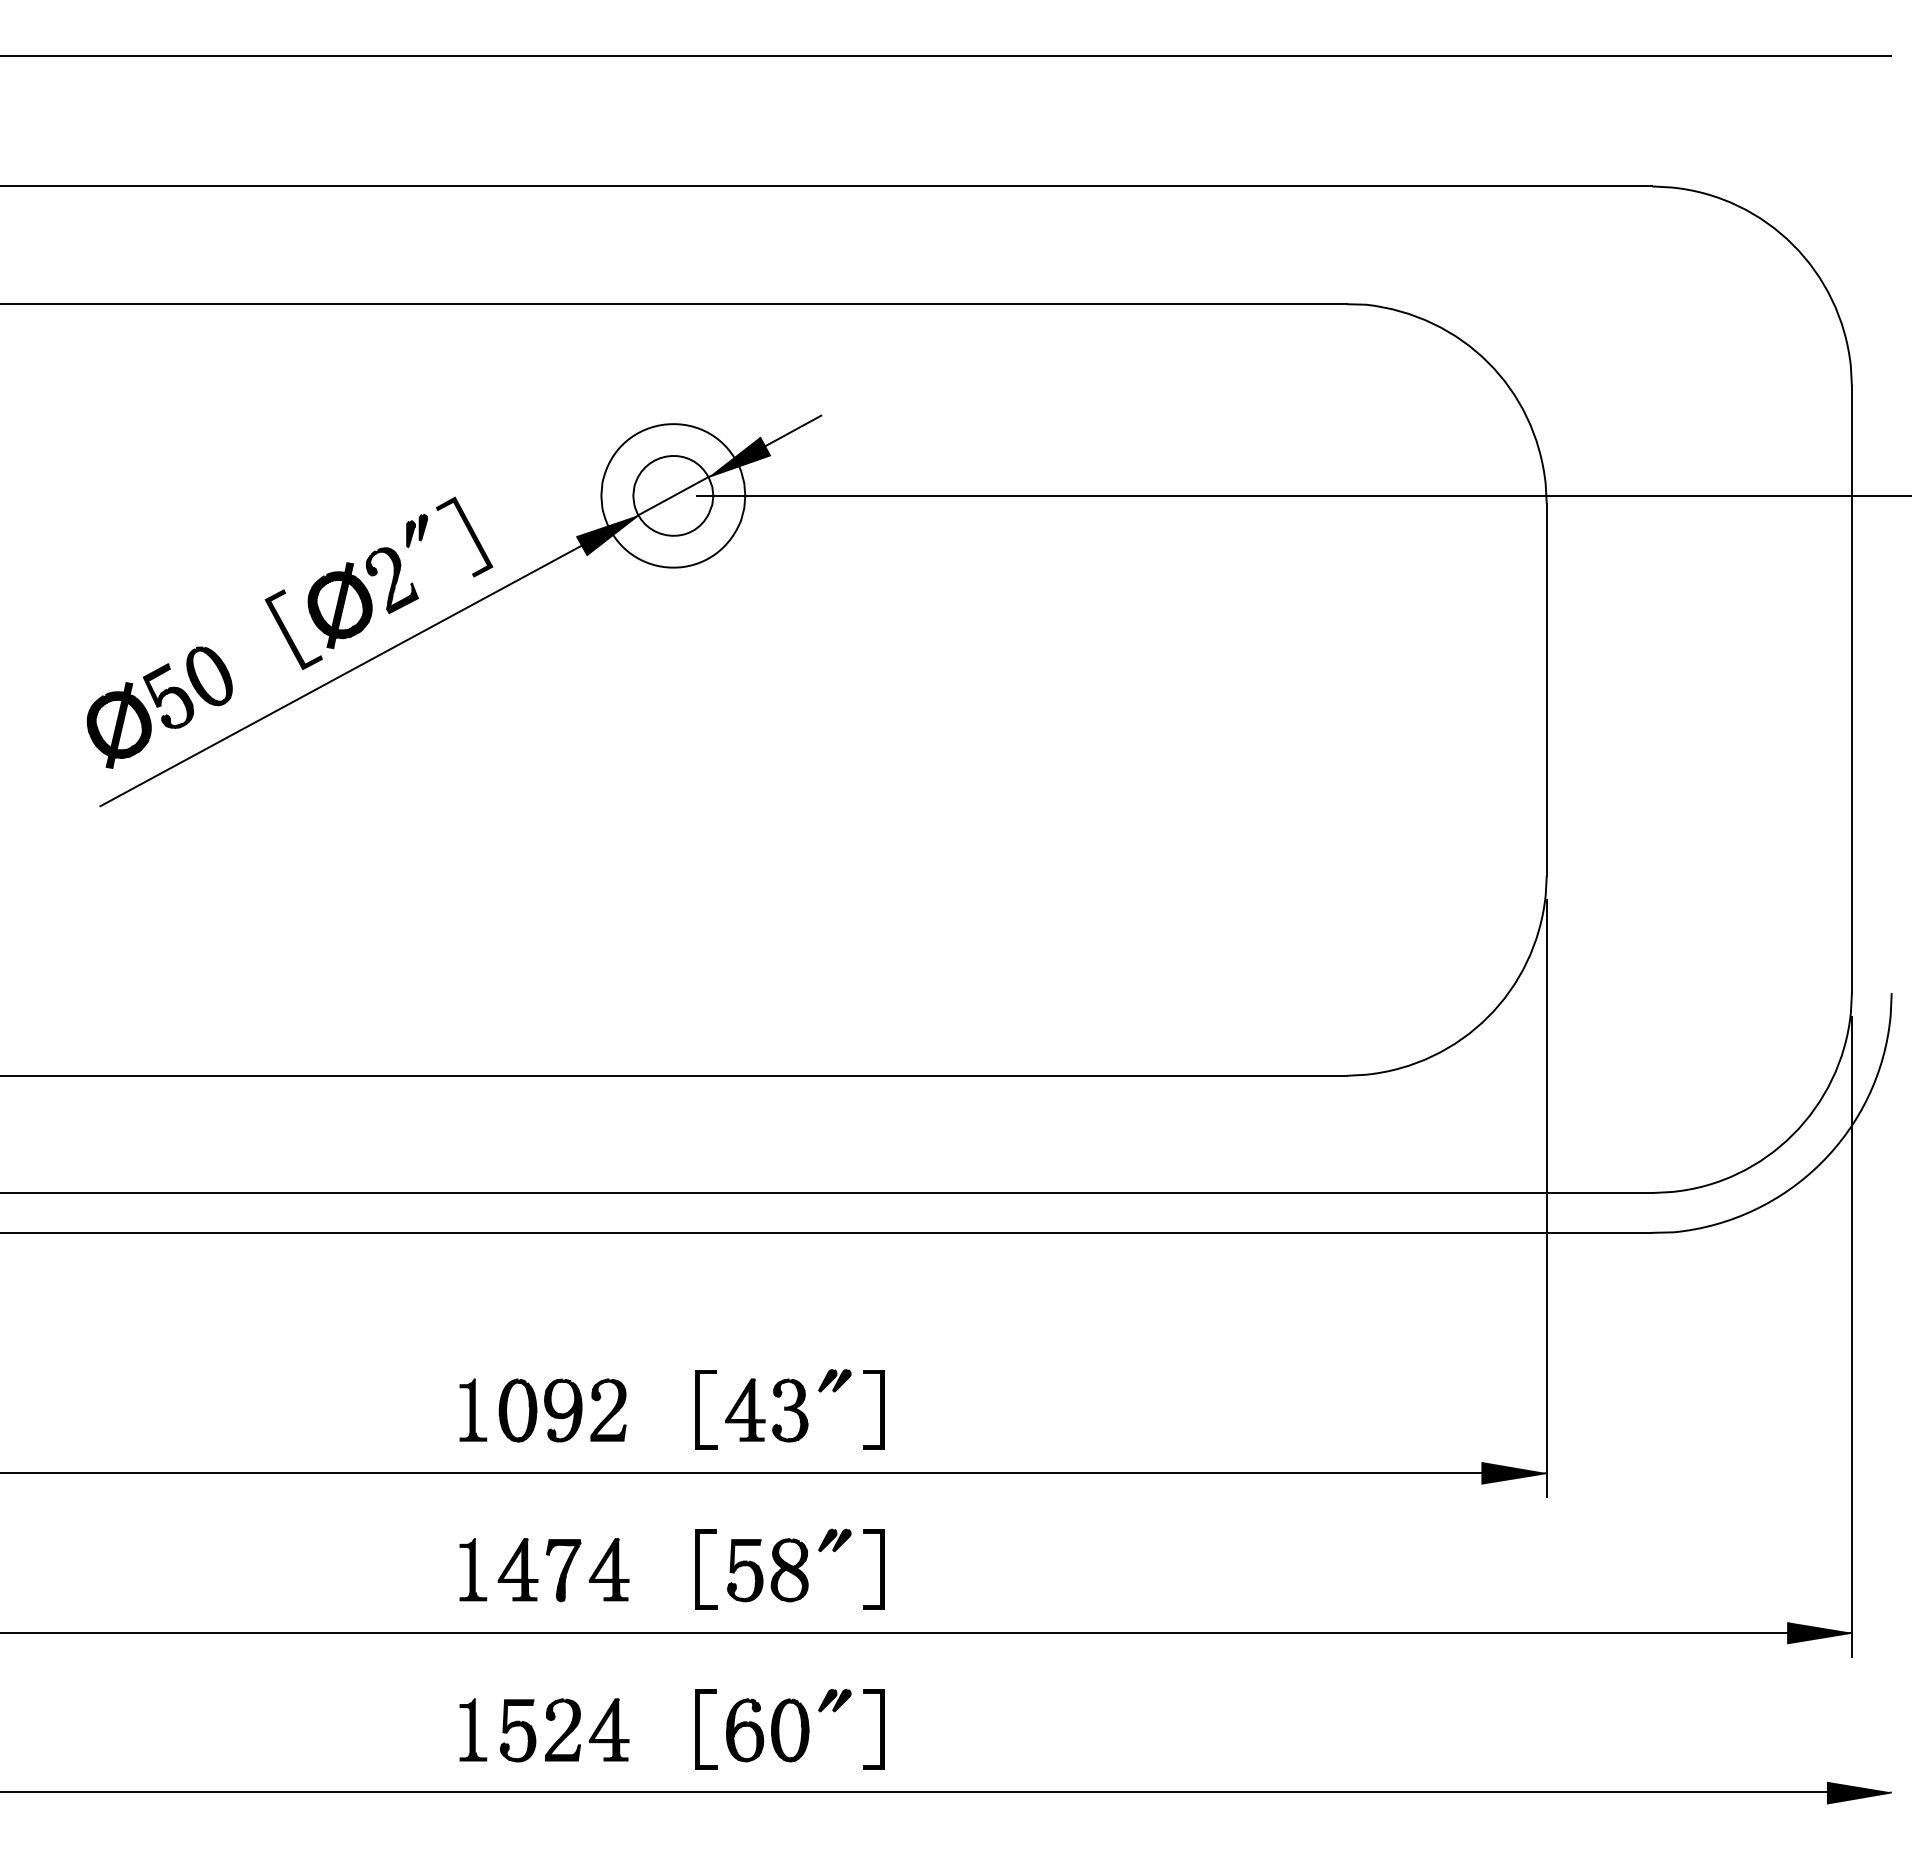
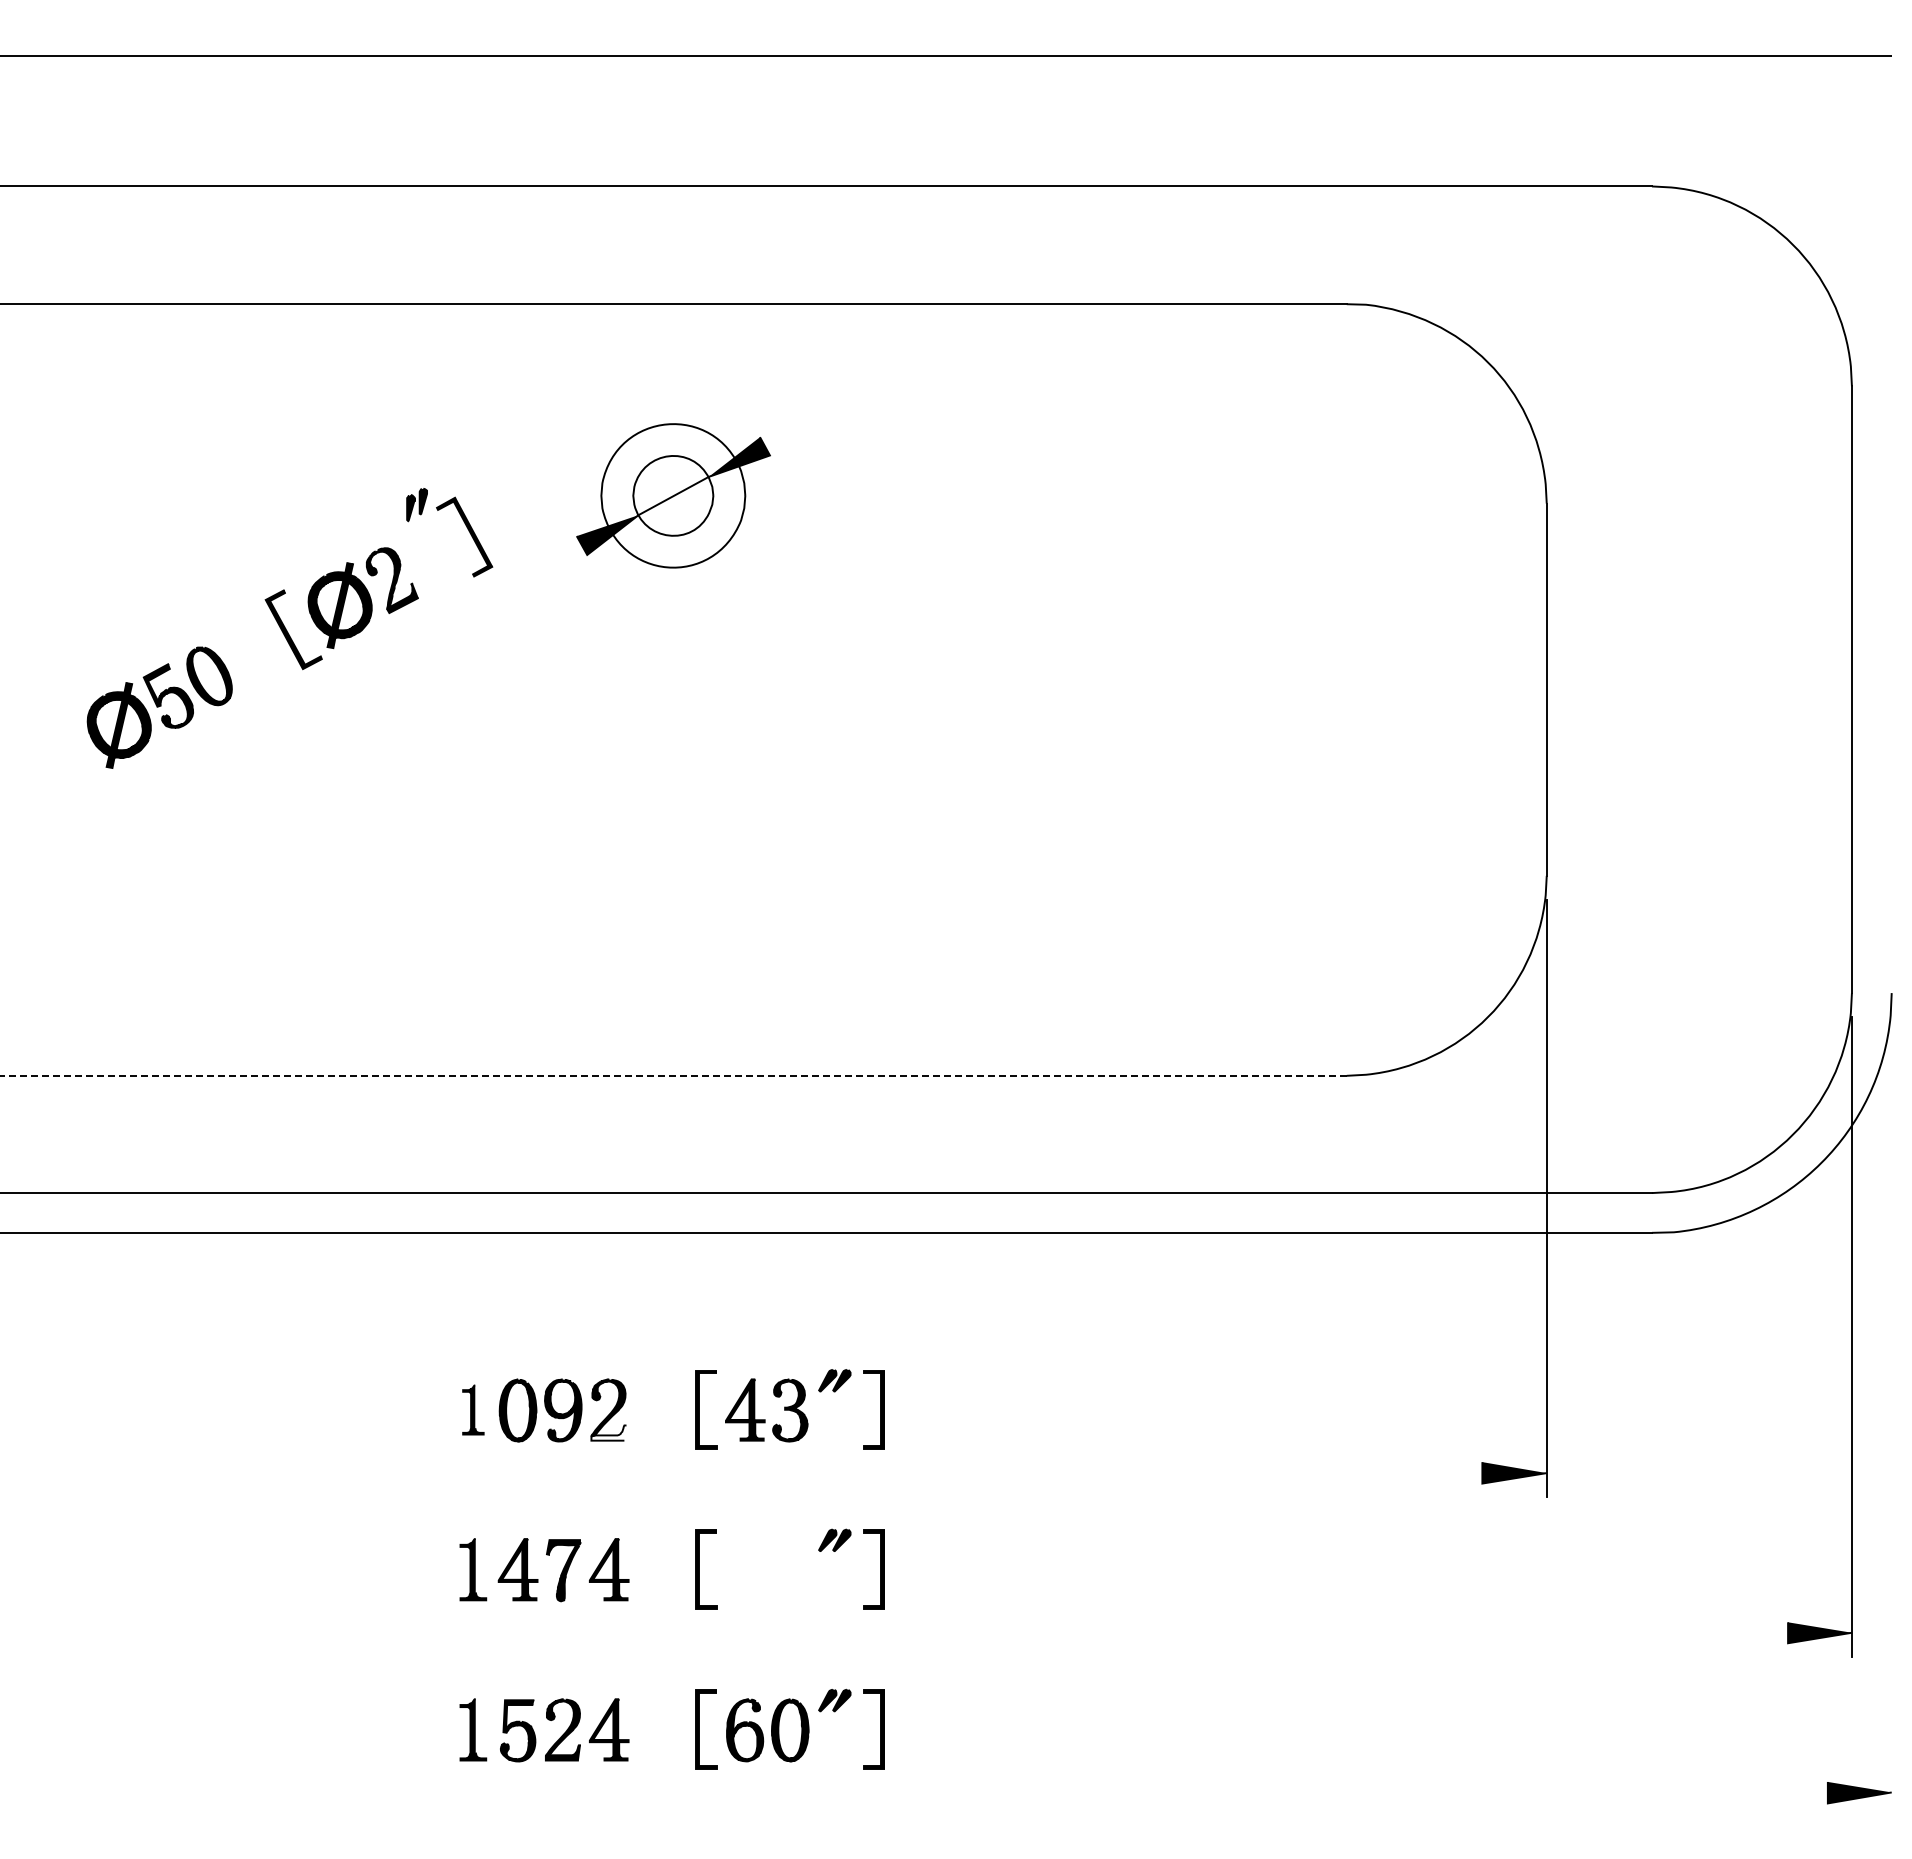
line: present -> none (792, 430)
line: present -> none (1302, 495)
part position: (416, 531) -> (416, 505) (416, 505)
line: present -> none (341, 675)
line: solid -> dashed (673, 1075)
part size: 29x64 px -> 23x52 px (473, 1409)
fill: present -> none (608, 1432)
line: present -> none (742, 1473)
part: present -> none (767, 1570)
line: present -> none (895, 1632)
line: present -> none (914, 1792)
